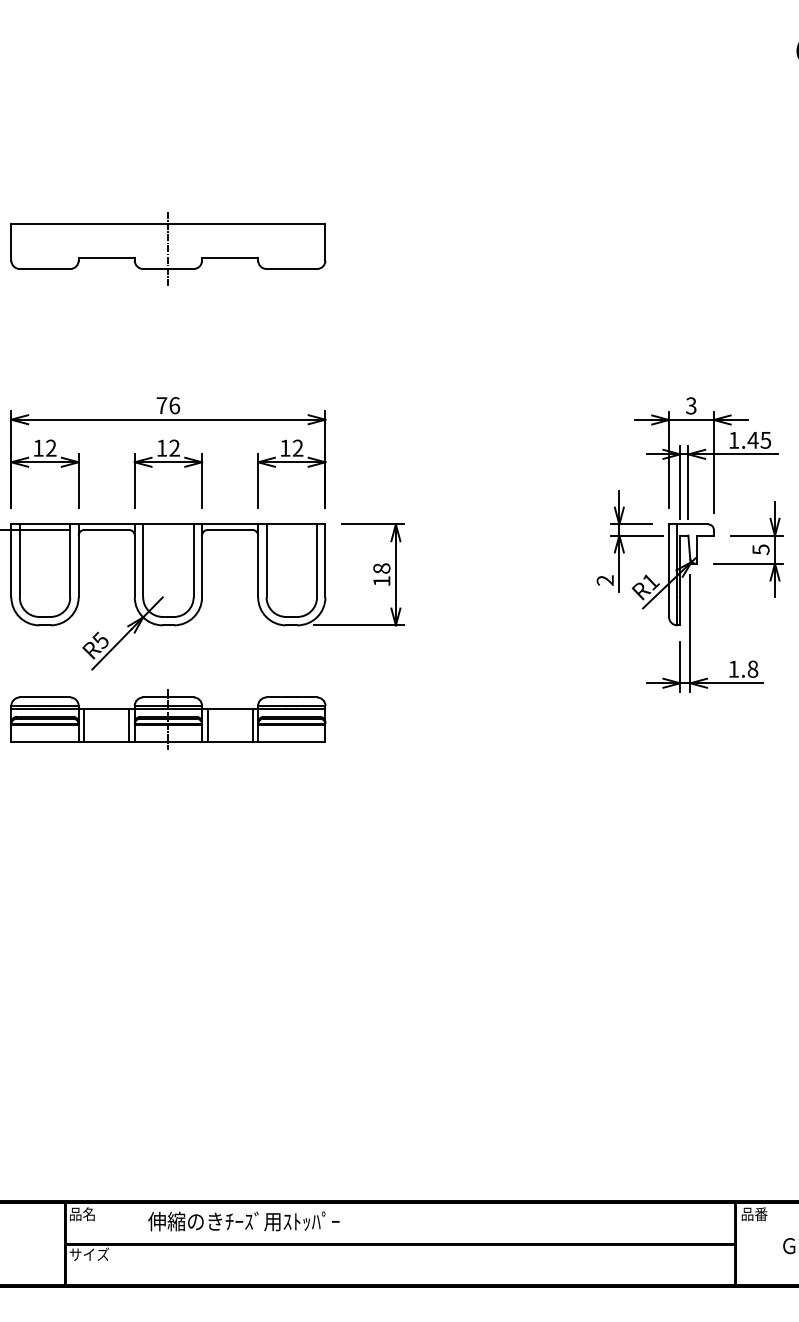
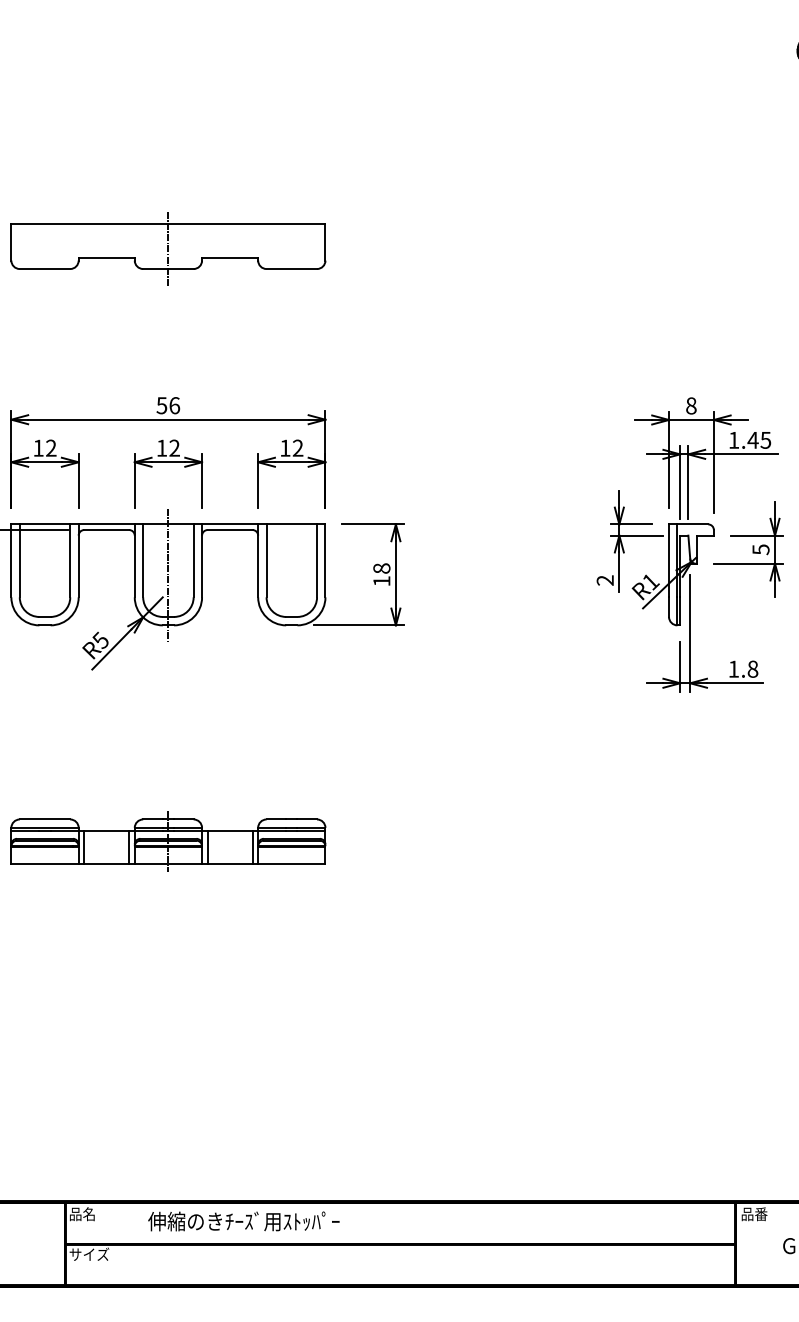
text: 76 -> 56 (161, 405)
text: 3 -> 8 (691, 405)
line: none -> present (168, 575)
part position: (168, 719) -> (168, 841) (168, 841)
